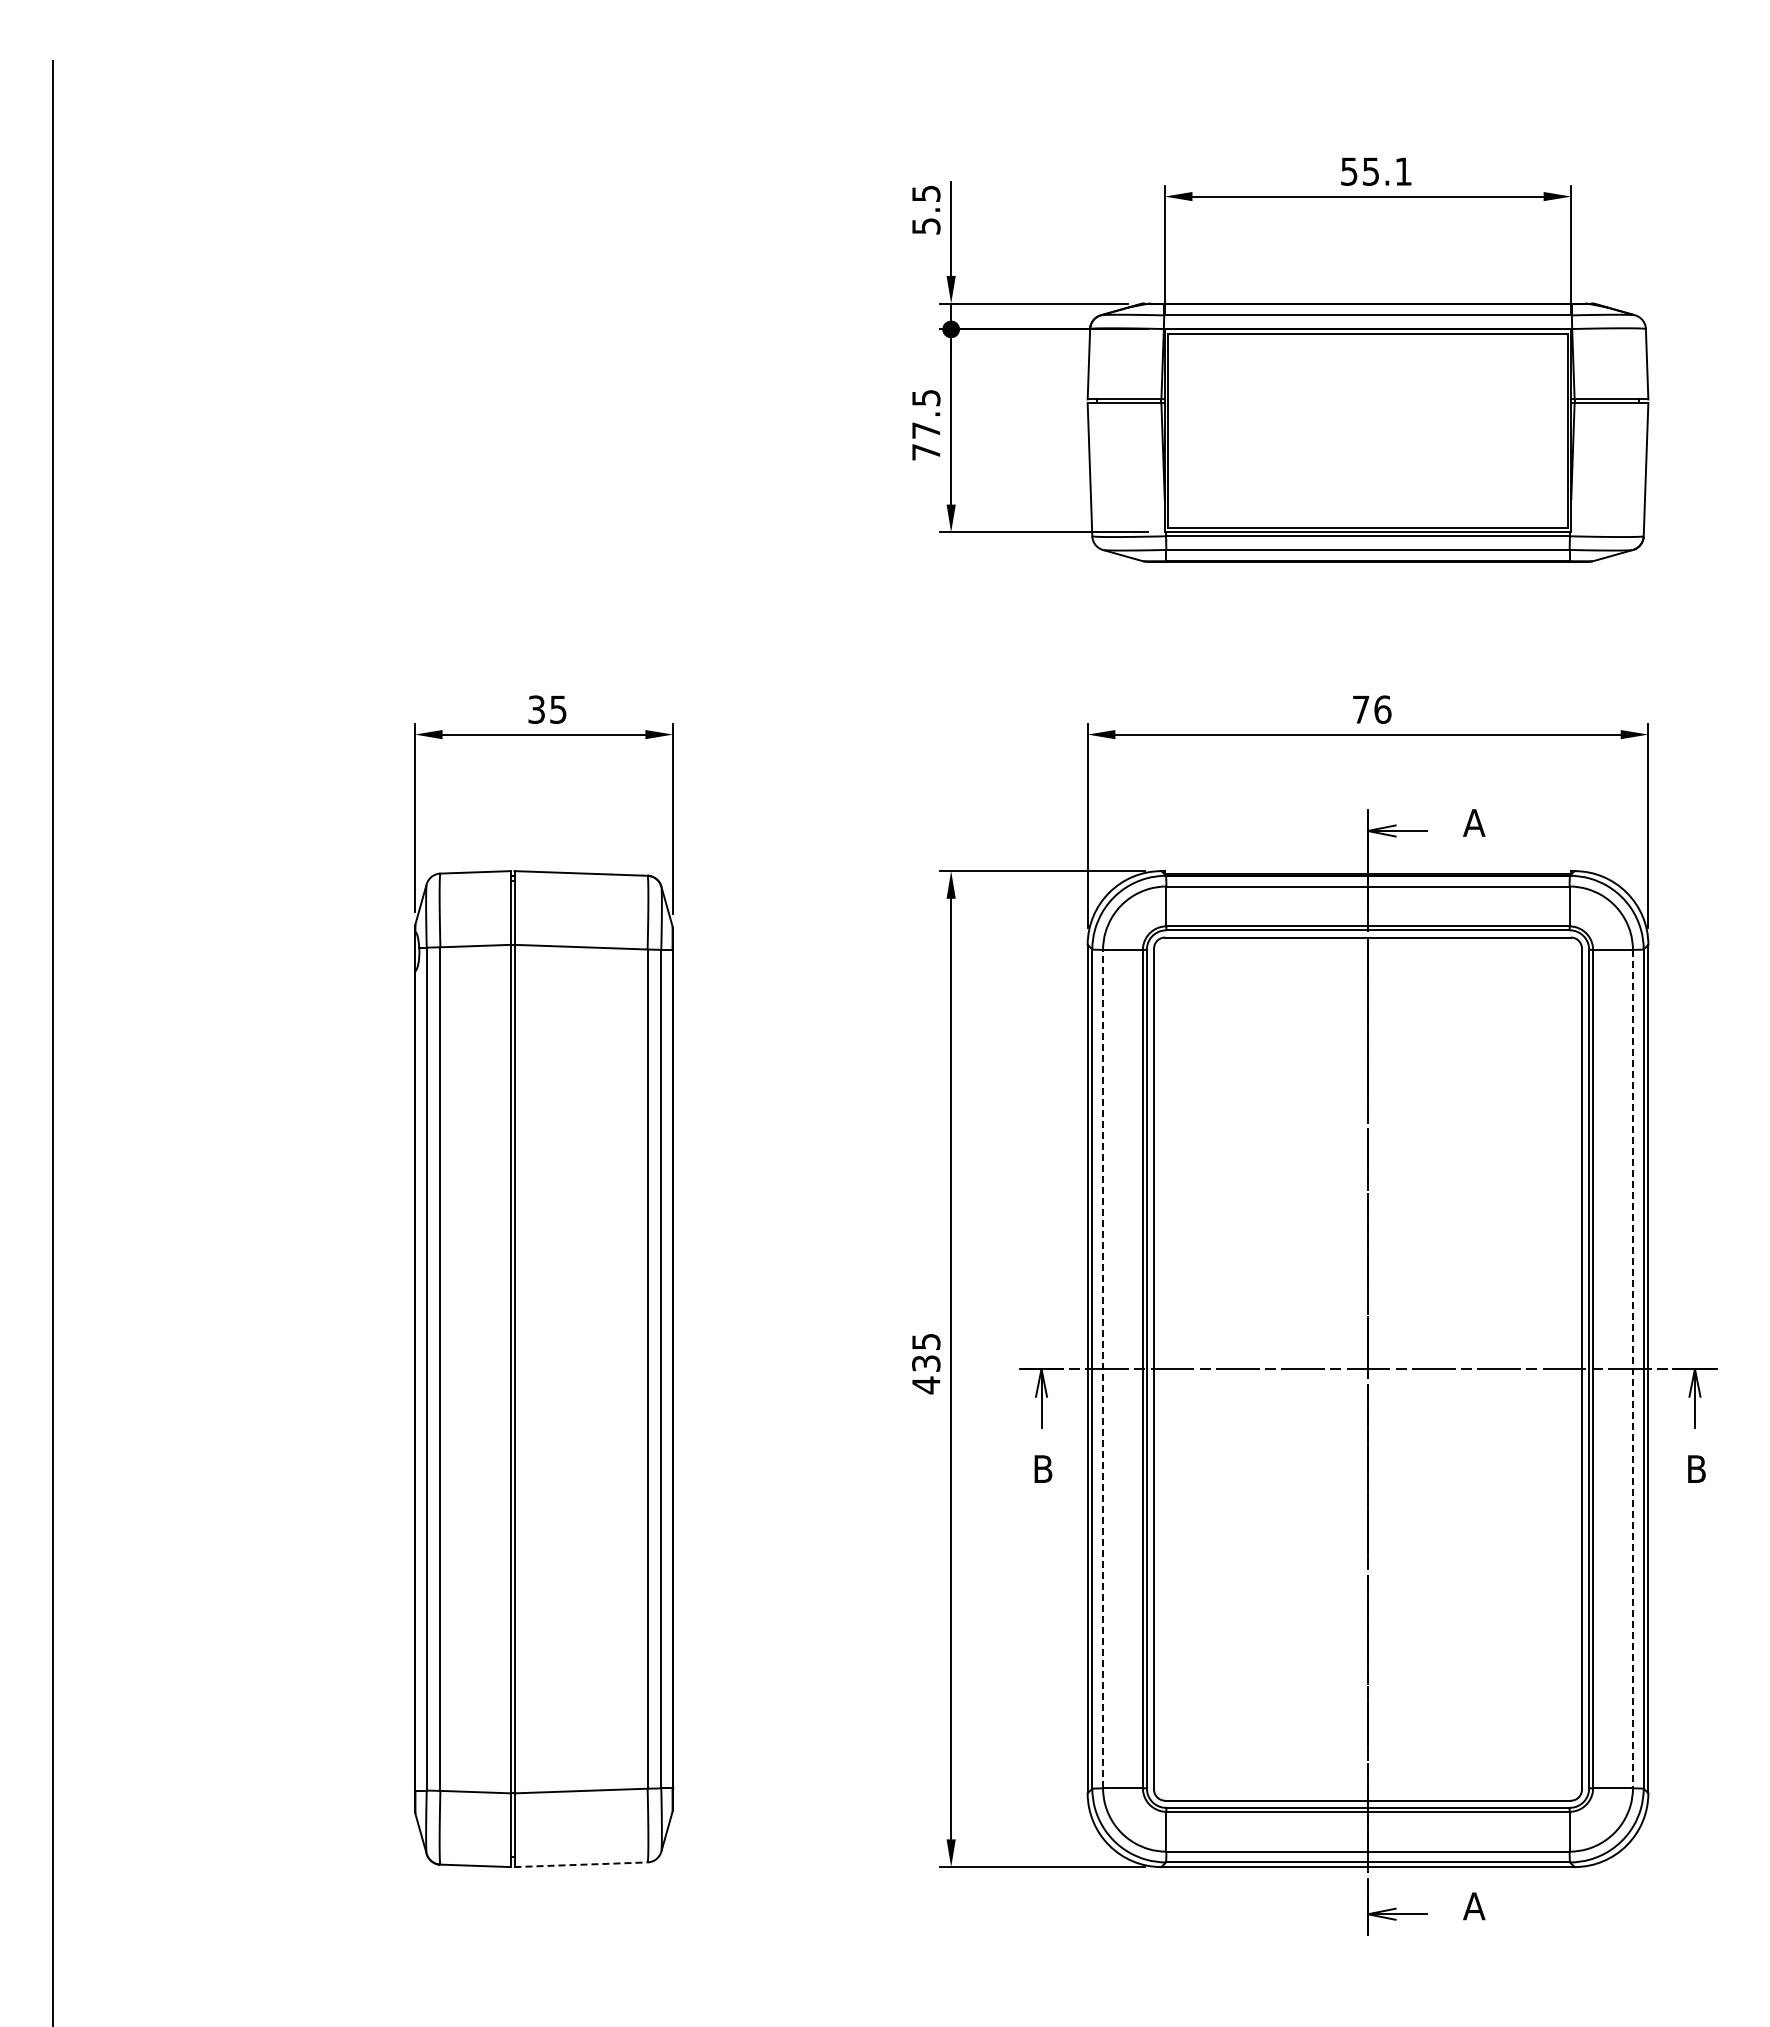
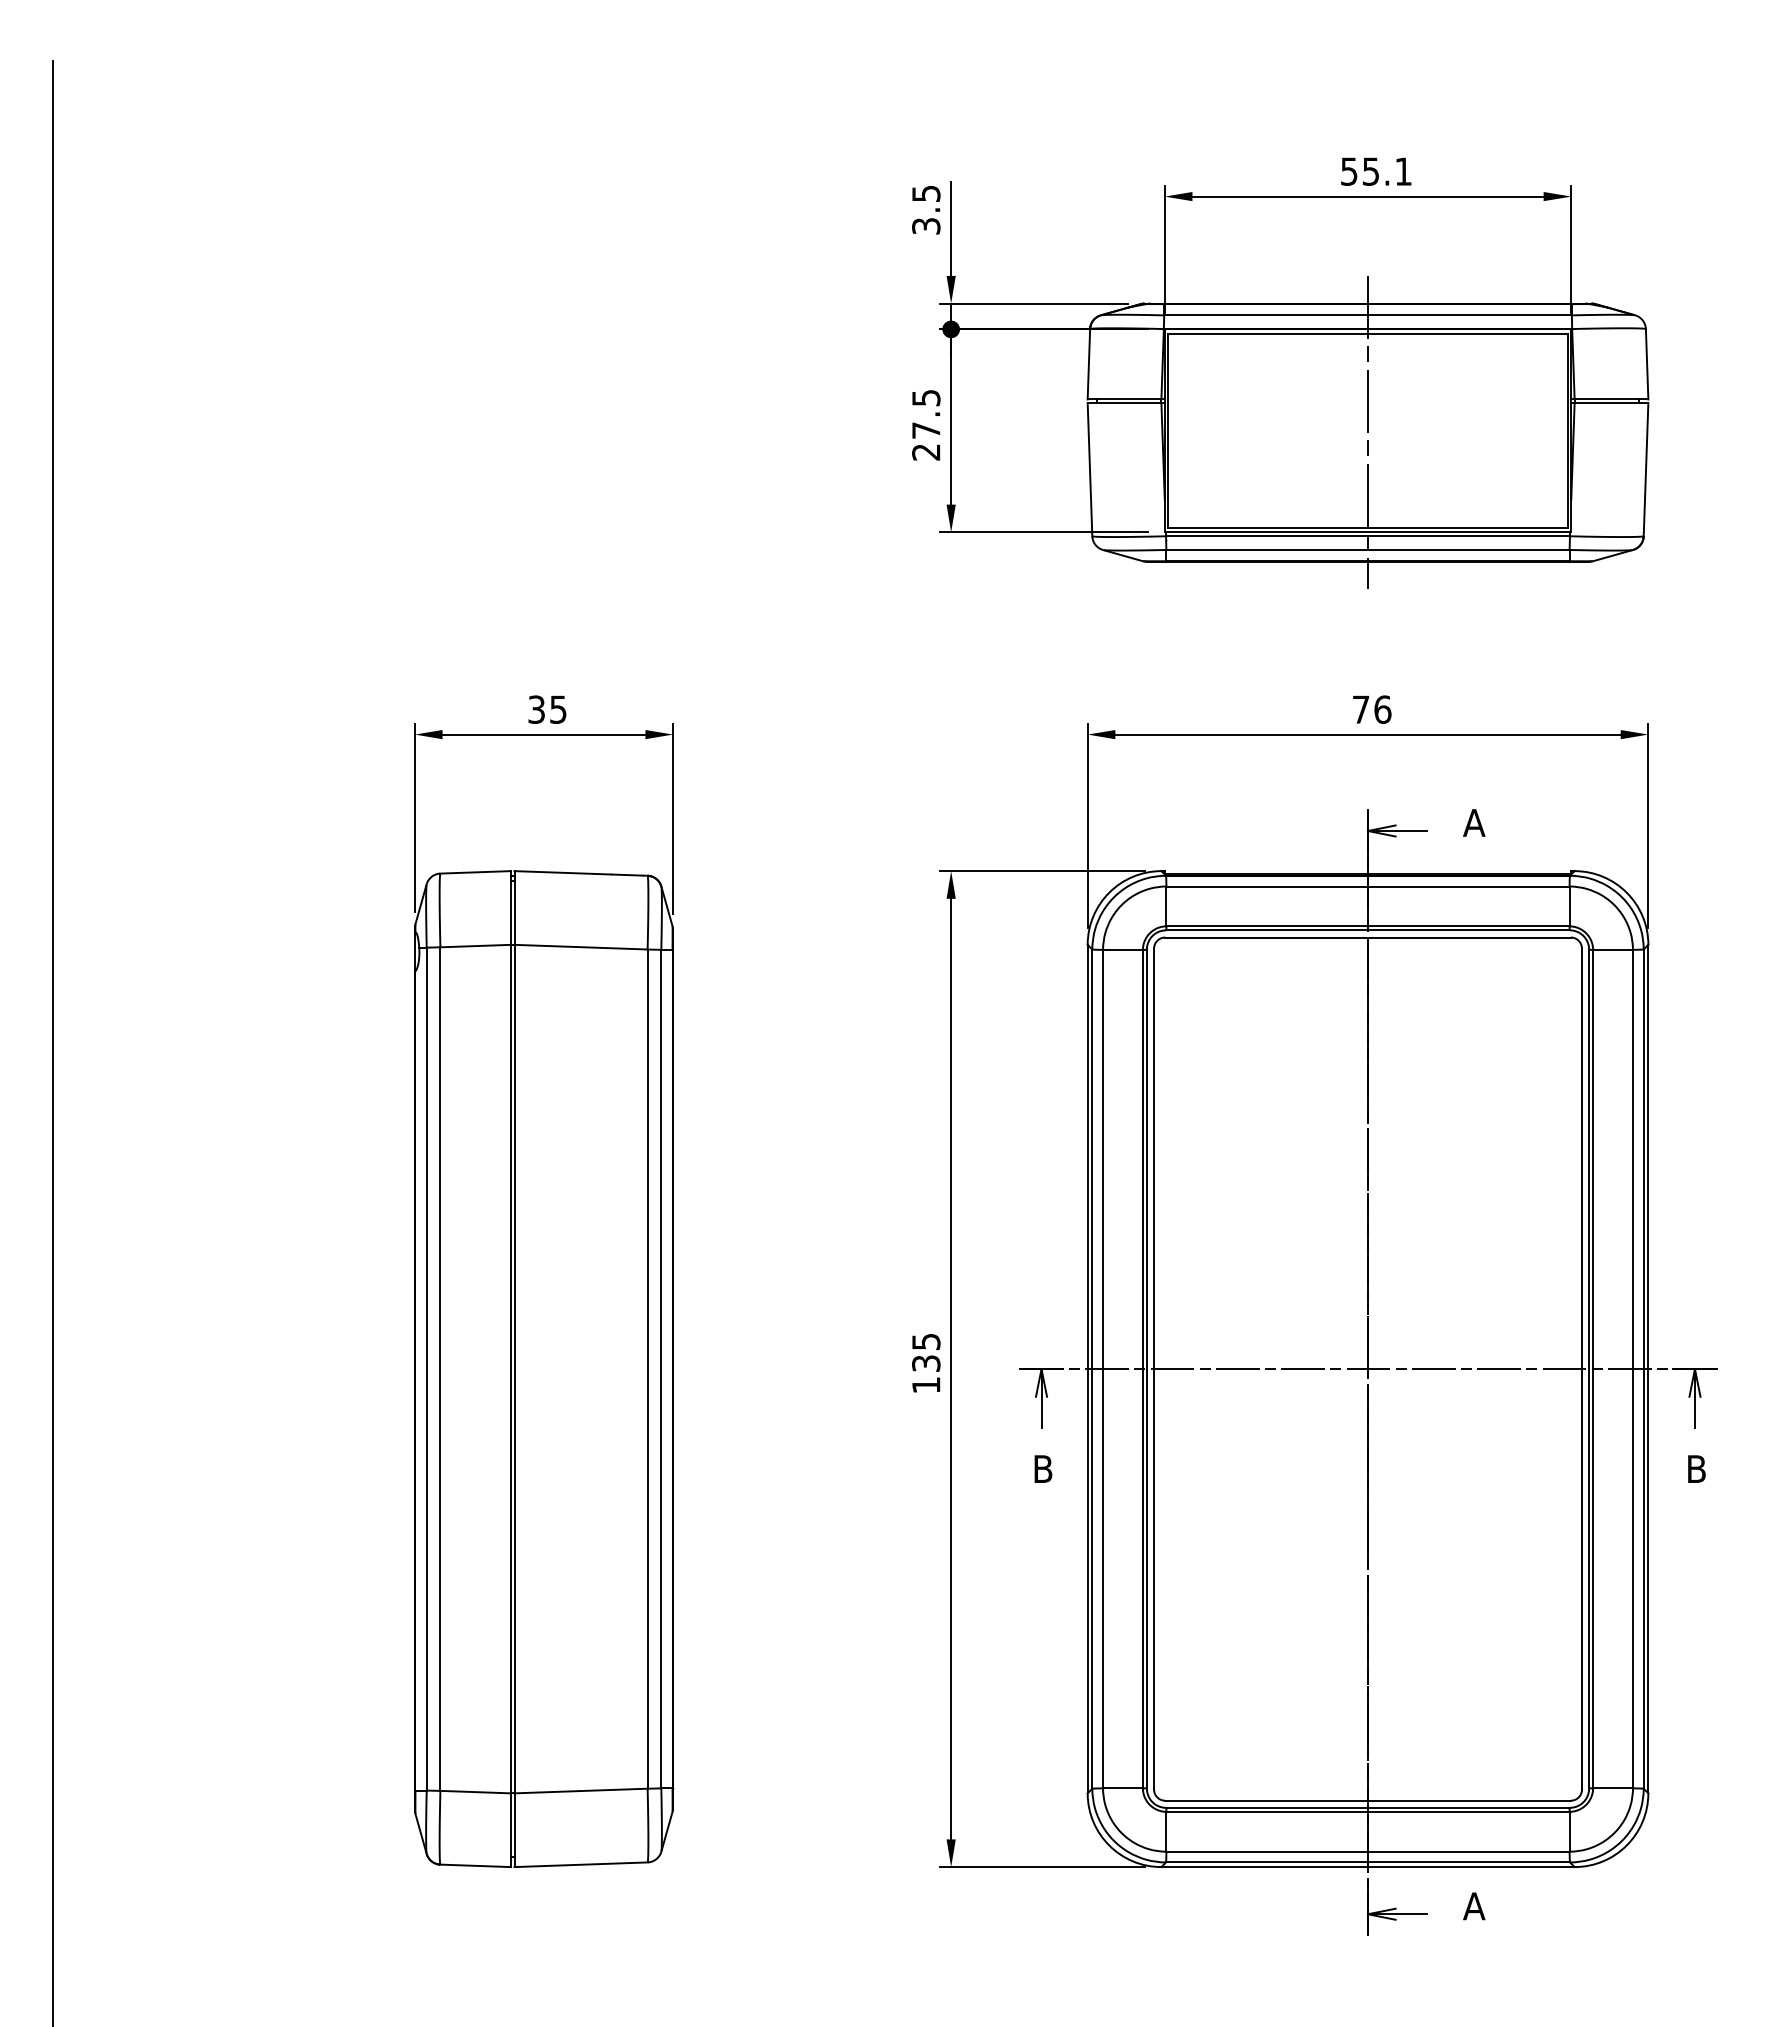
text: 5.5 -> 3.5 (925, 225)
line: none -> present (1368, 432)
text: 77.5 -> 27.5 (926, 452)
line: dashed -> solid (1103, 1368)
line: dashed -> solid (1632, 1369)
text: 435 -> 135 (926, 1385)
line: dashed -> solid (581, 1864)
